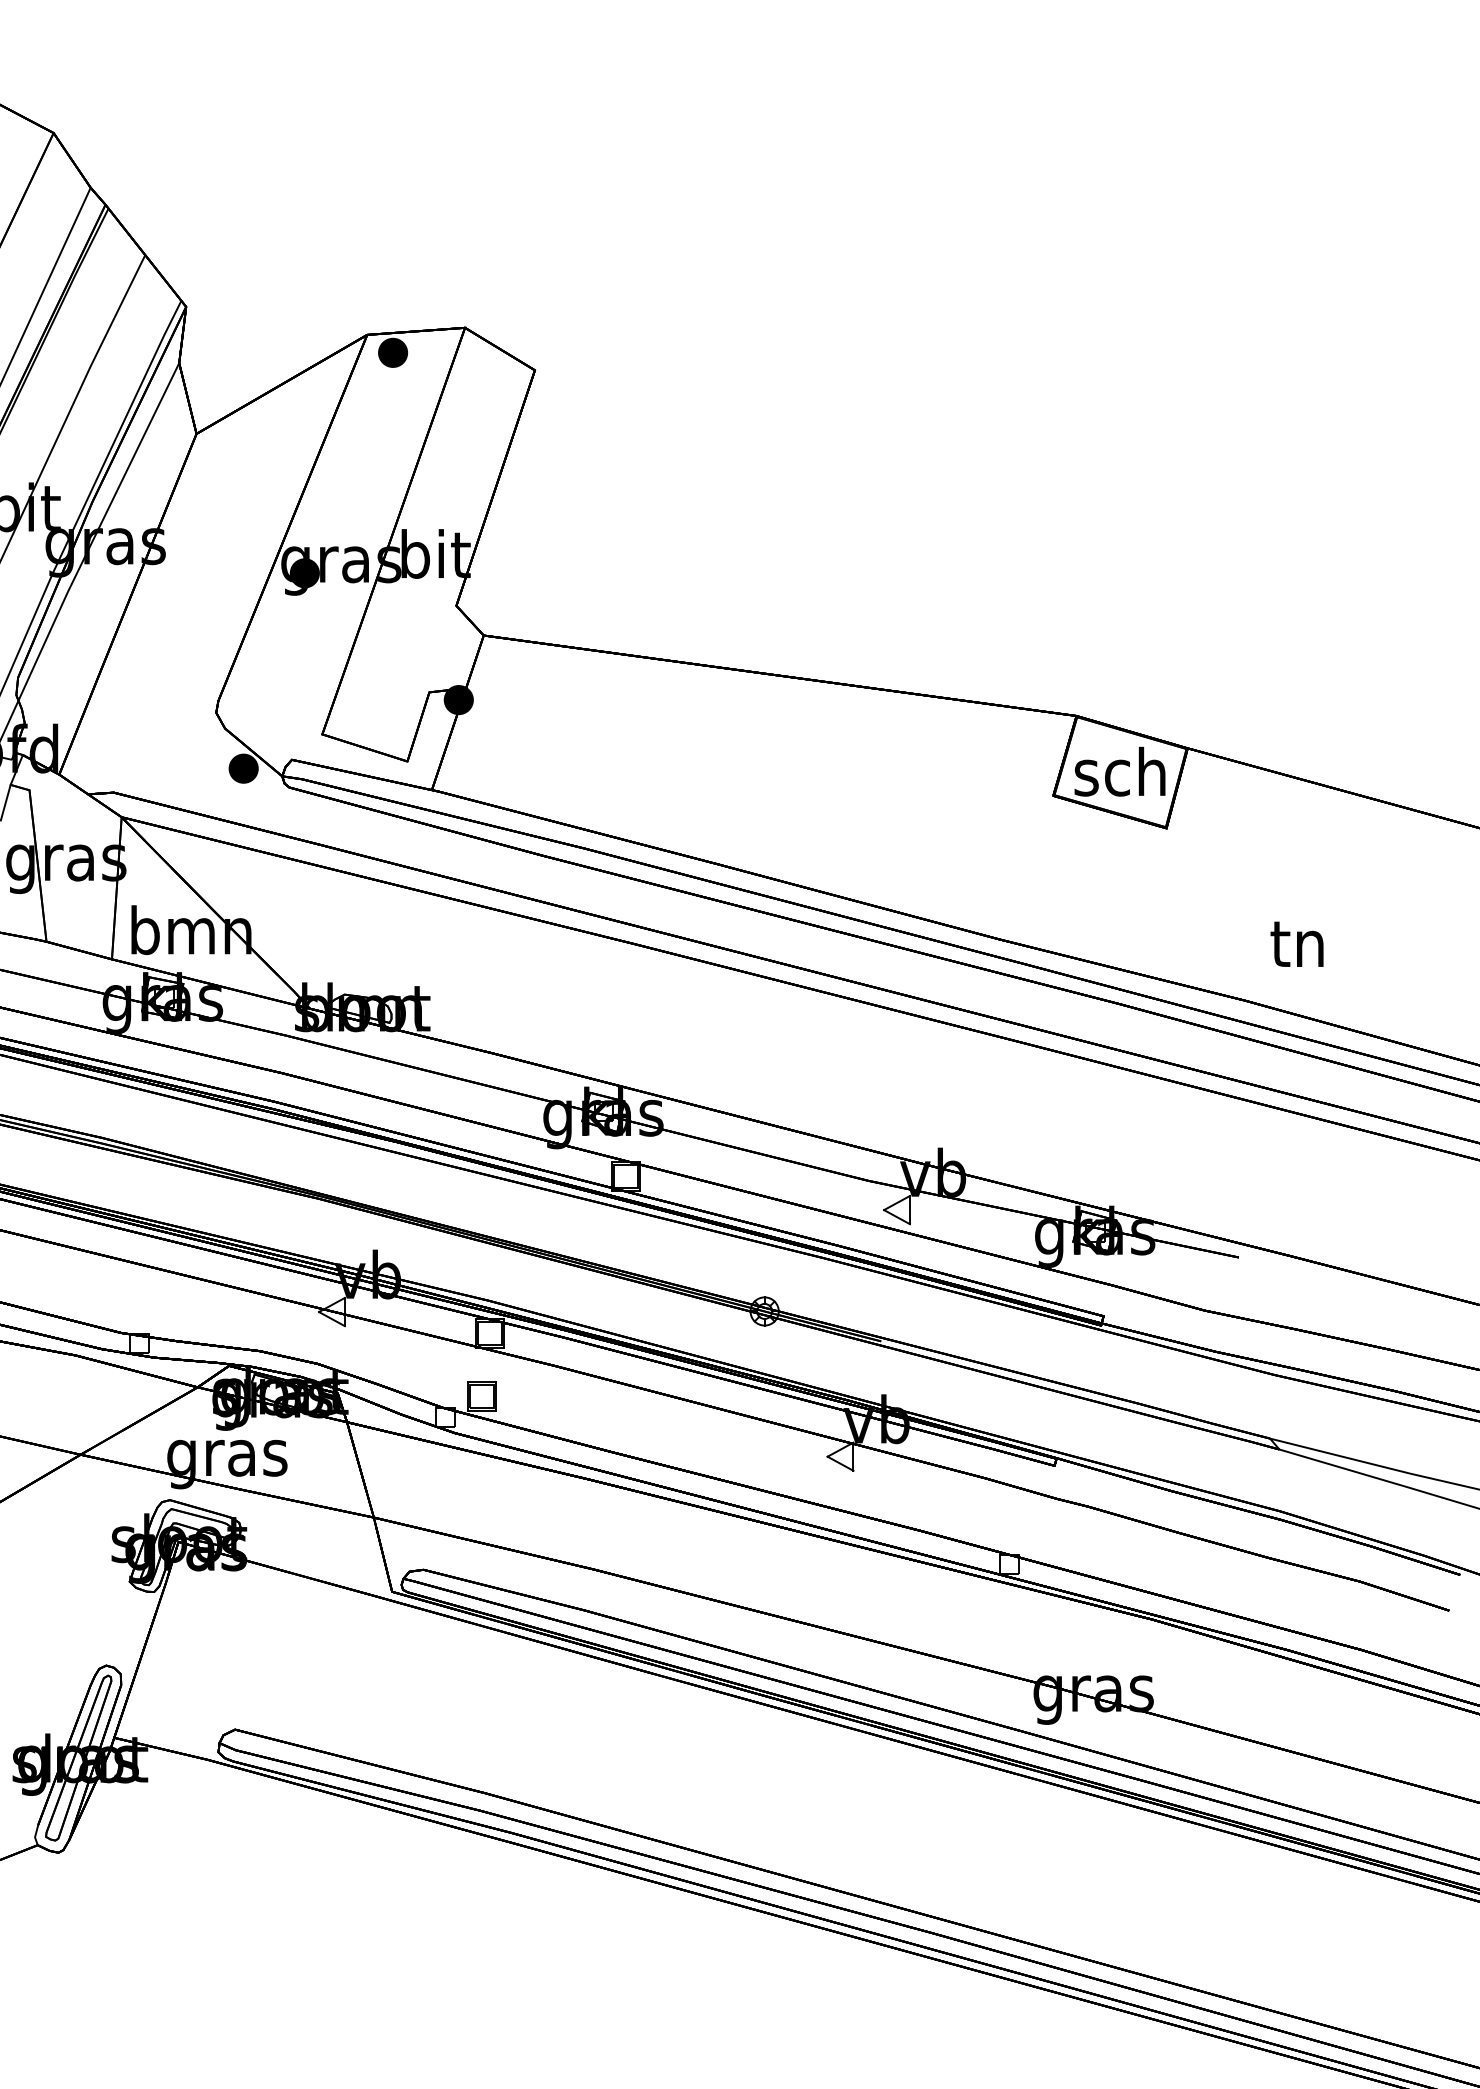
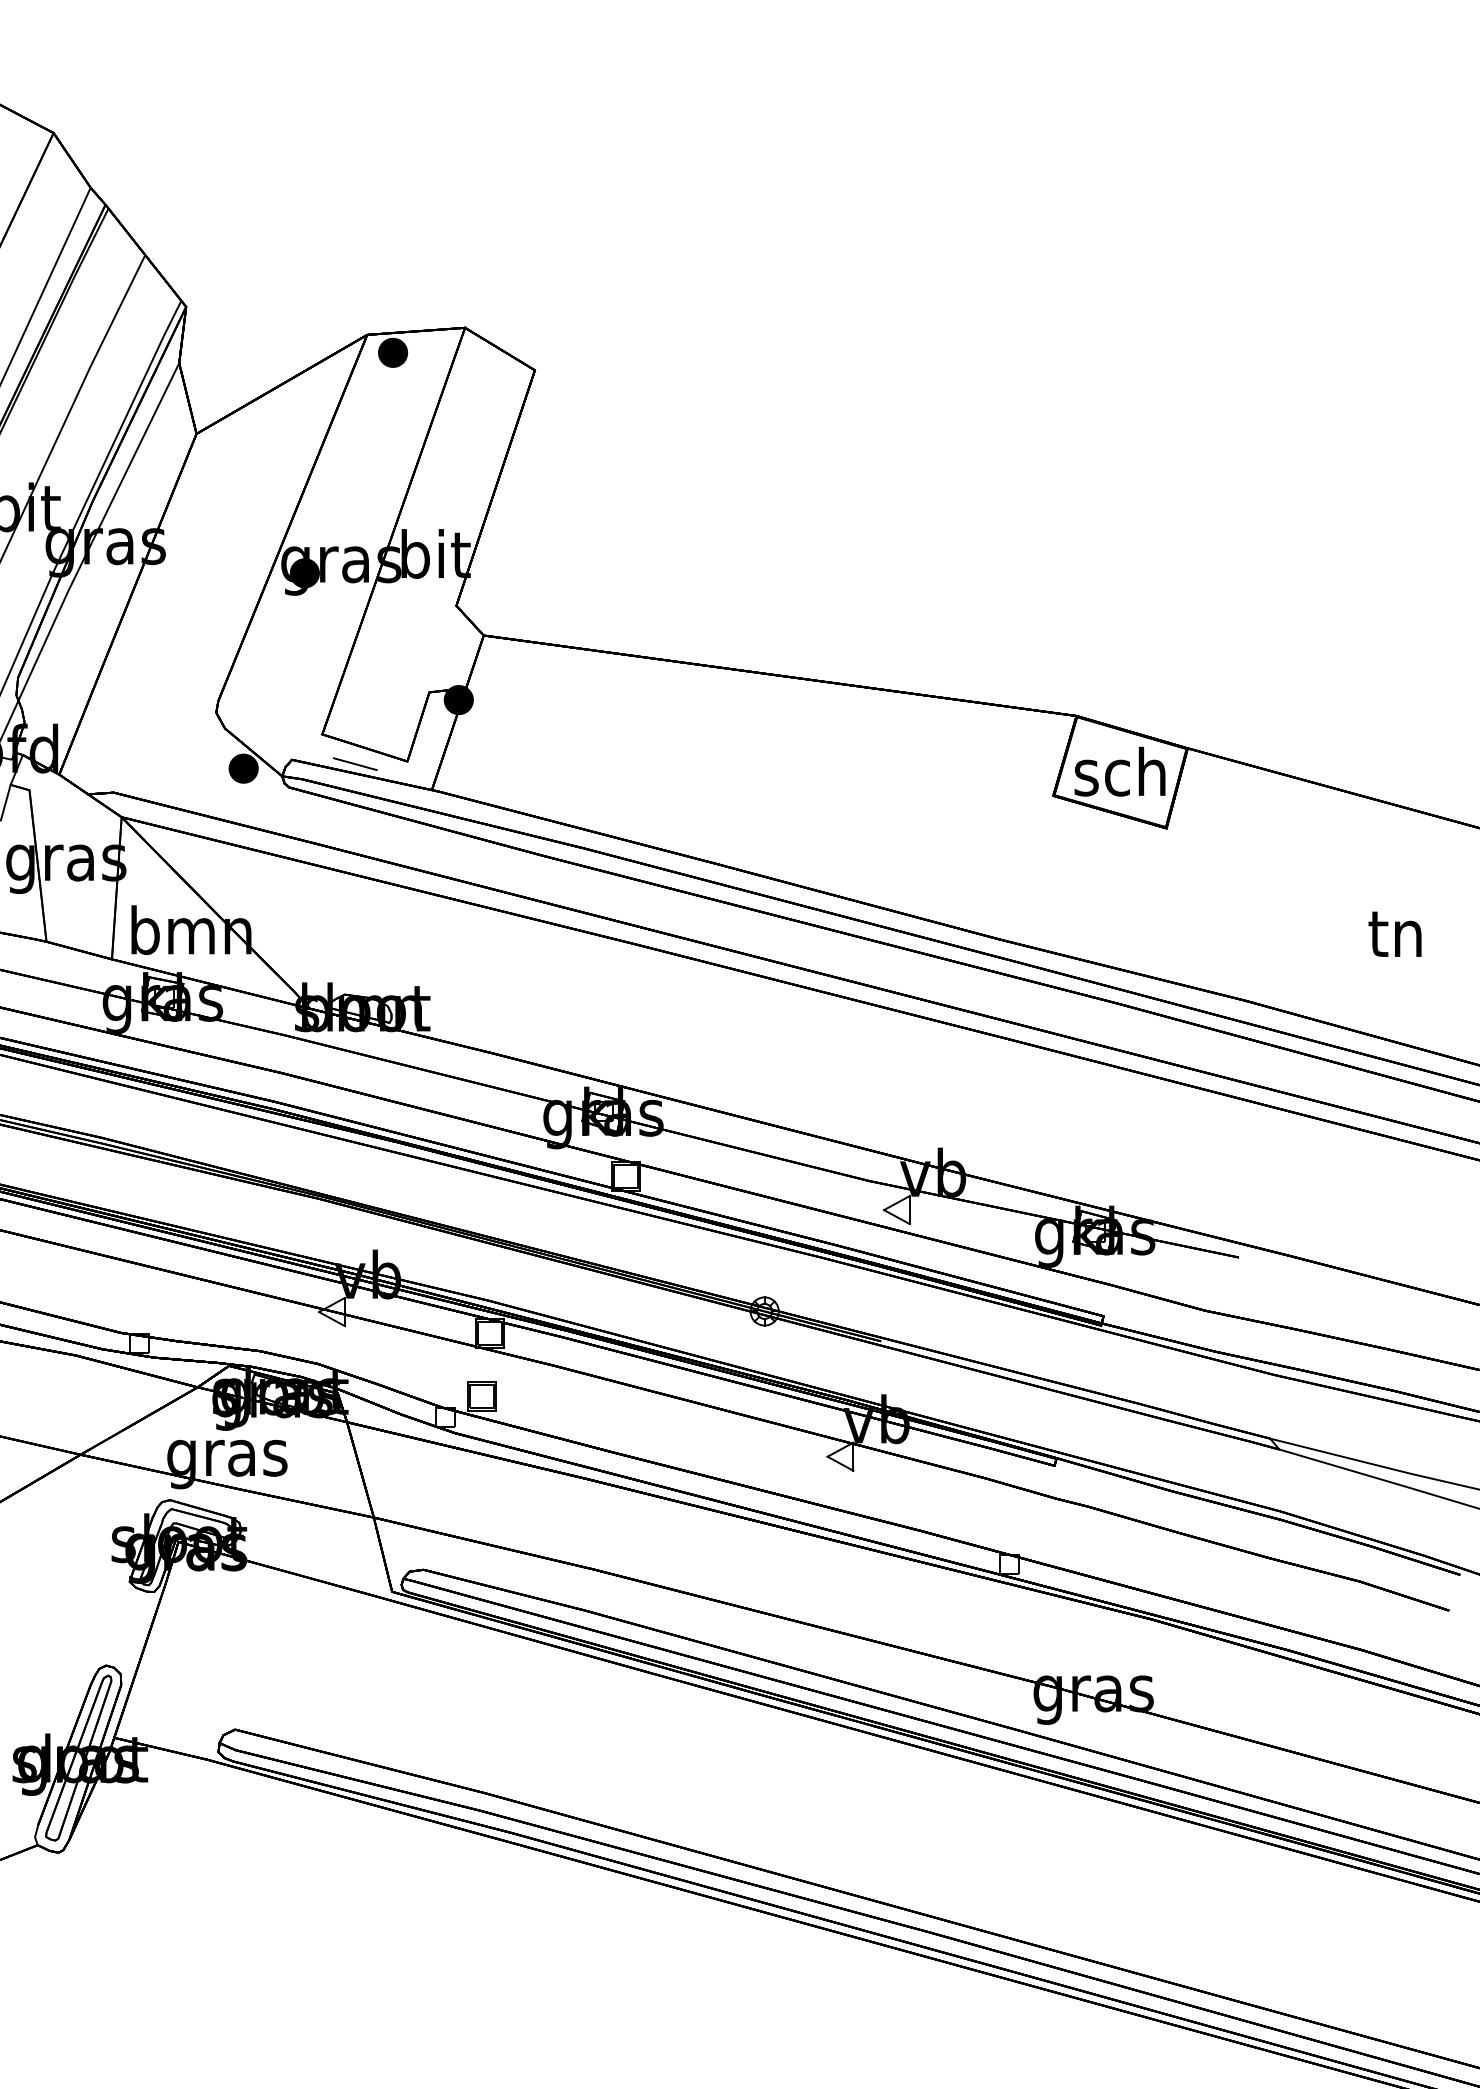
line: none -> present (355, 764)
text position: (1296, 943) -> (1394, 933) (1394, 933)
